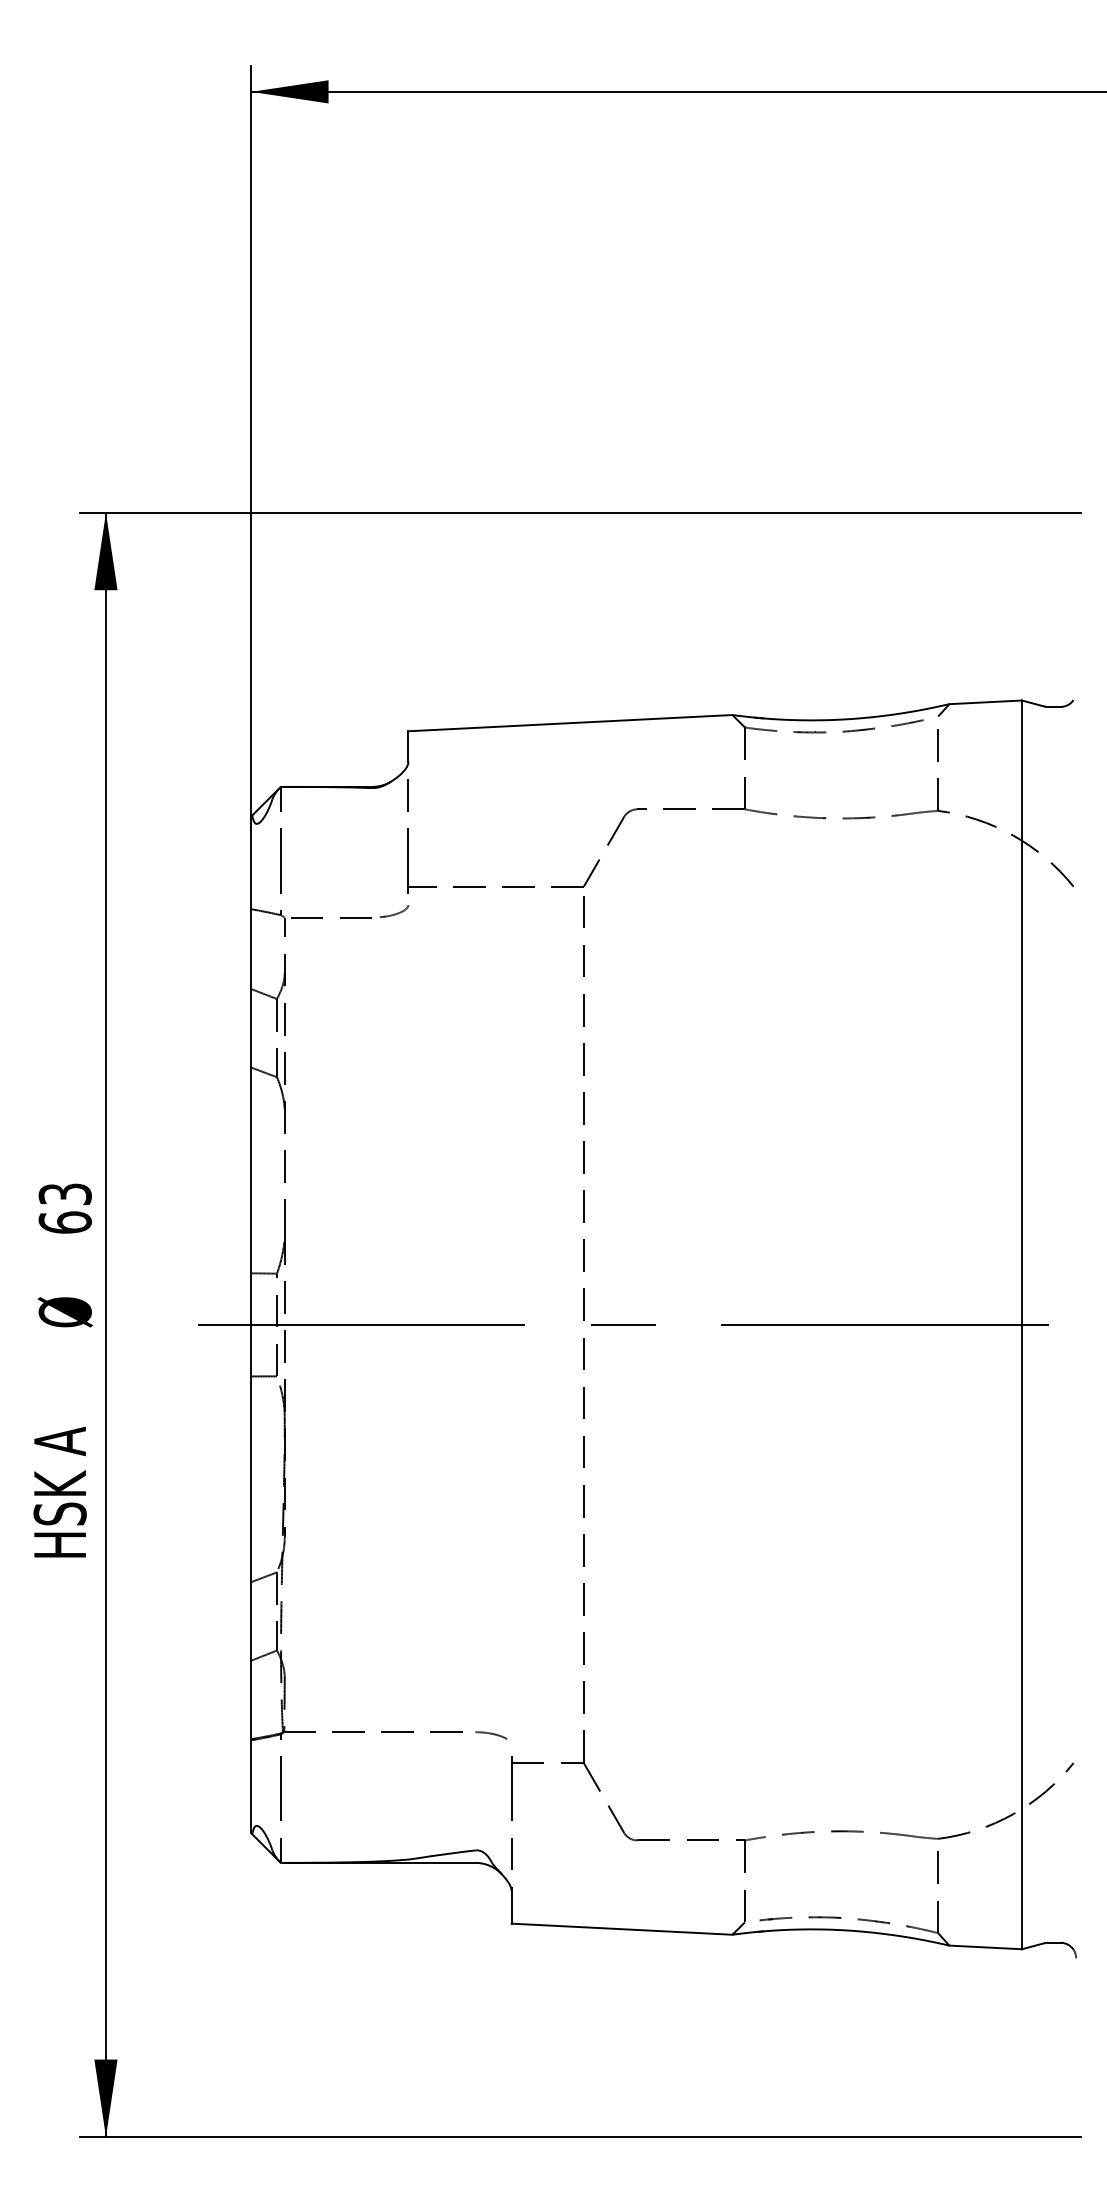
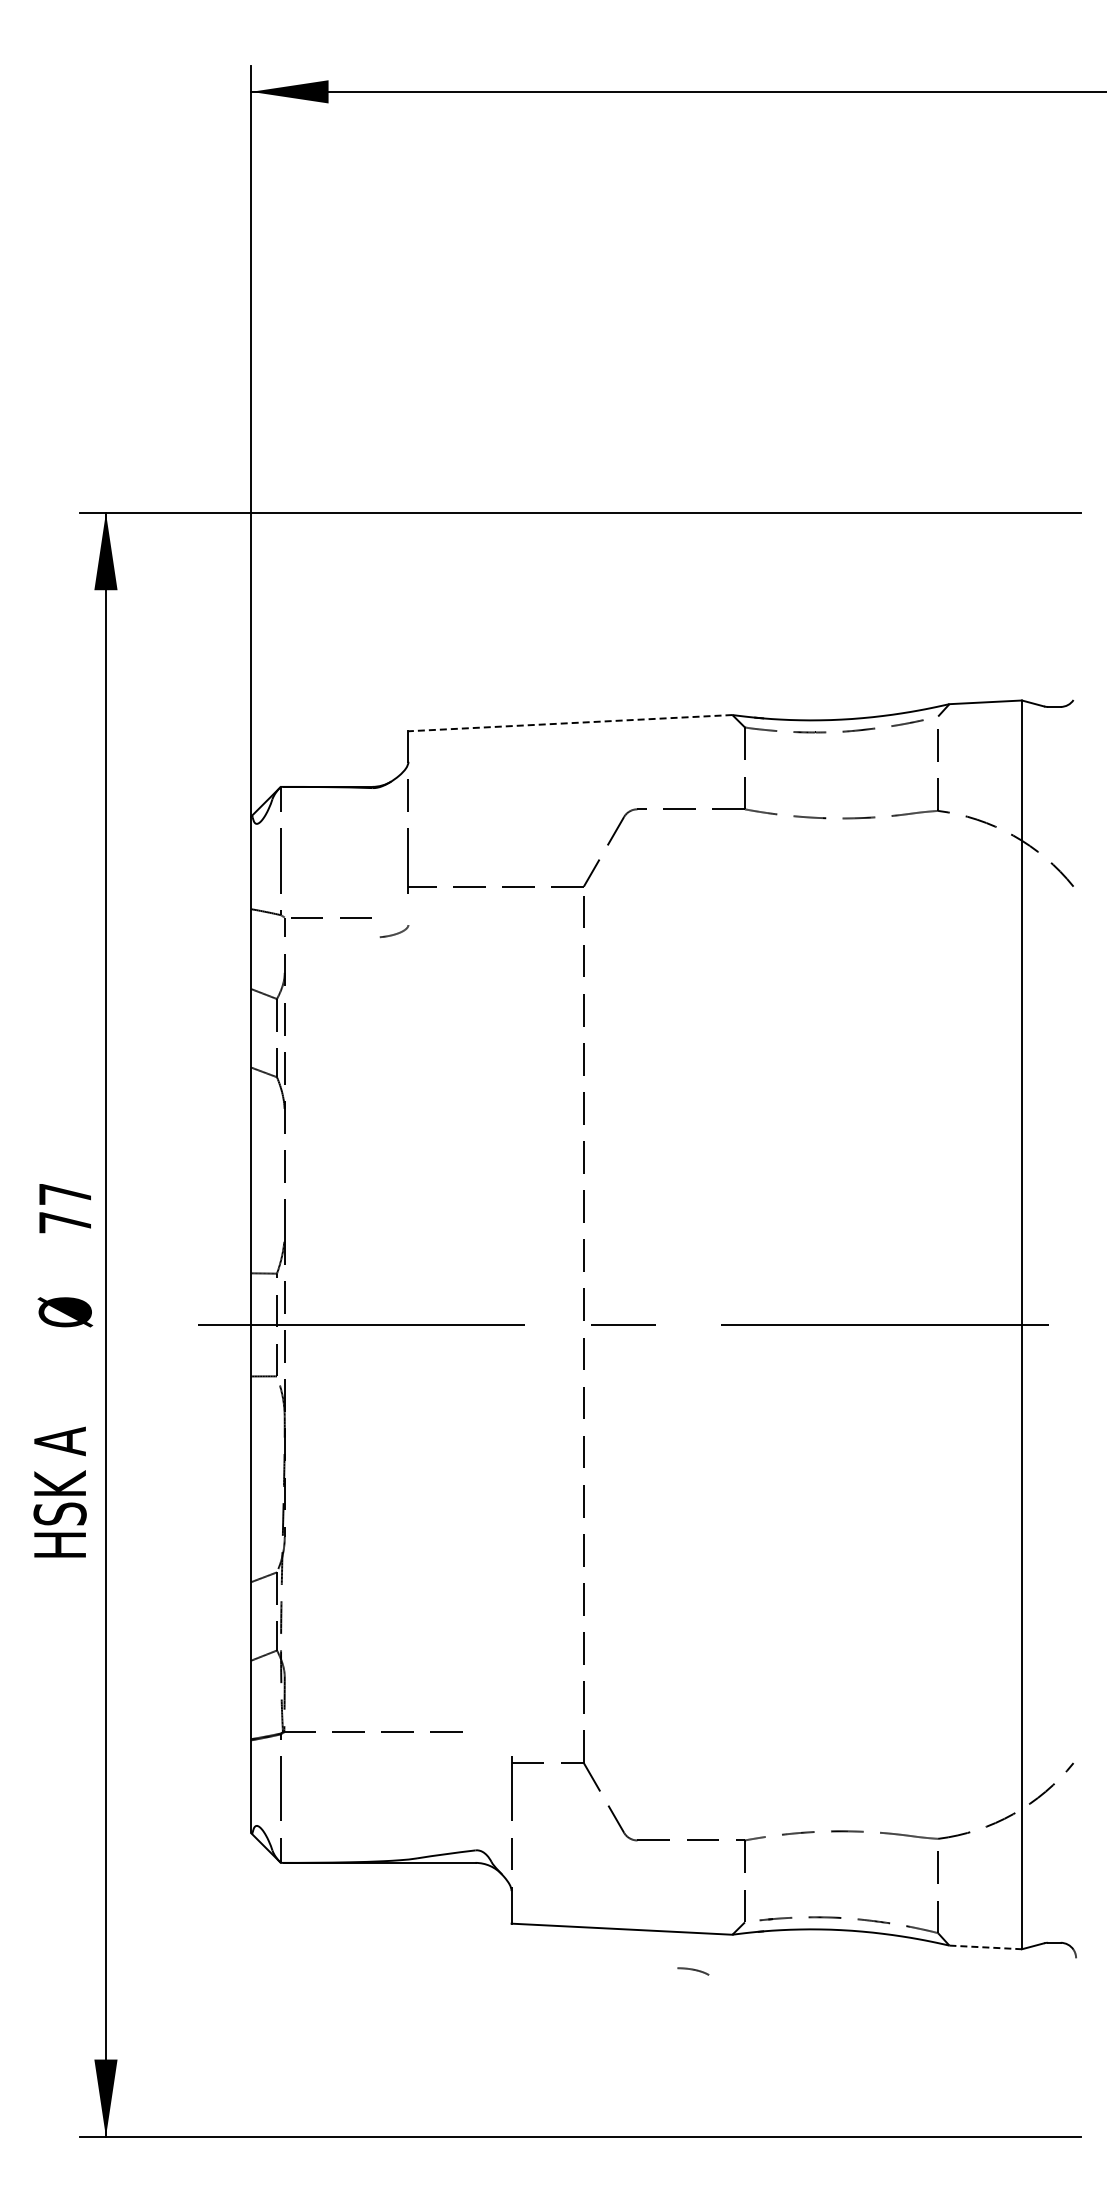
line: solid -> dashed (569, 723)
curve position: (394, 913) -> (394, 933) (394, 933)
text: 63 -> 77 (64, 1208)
curve position: (491, 1734) -> (693, 1970) (693, 1970)
line: solid -> dashed (986, 1947)
